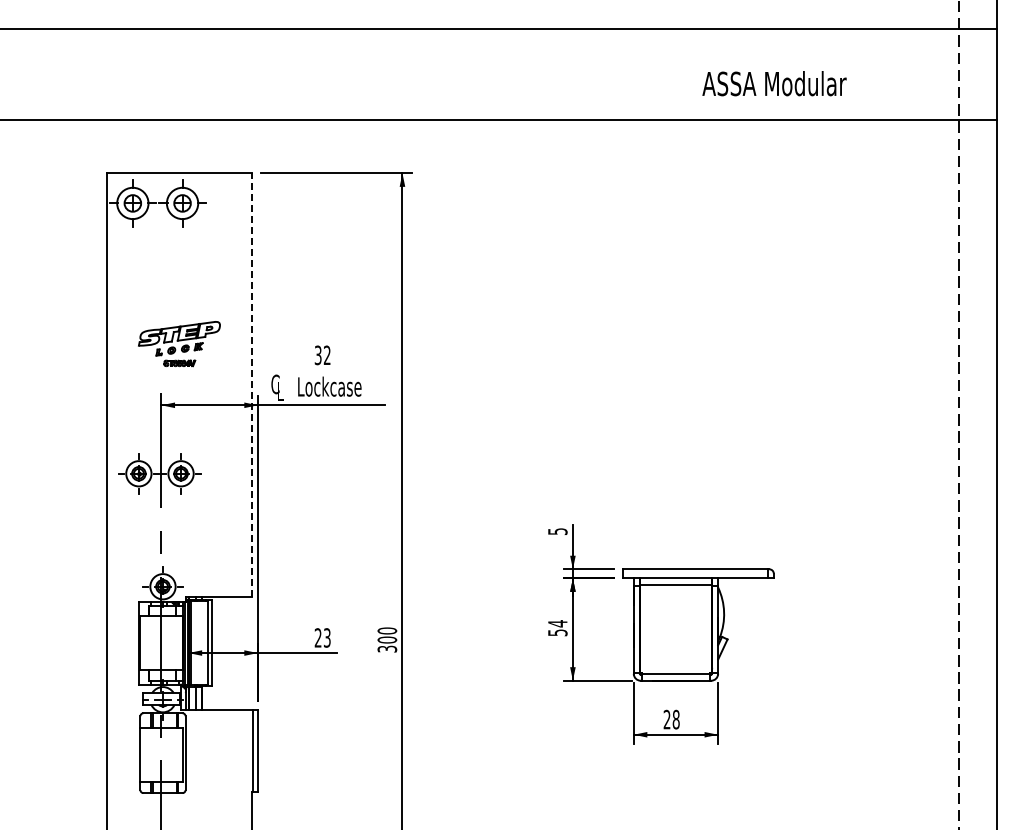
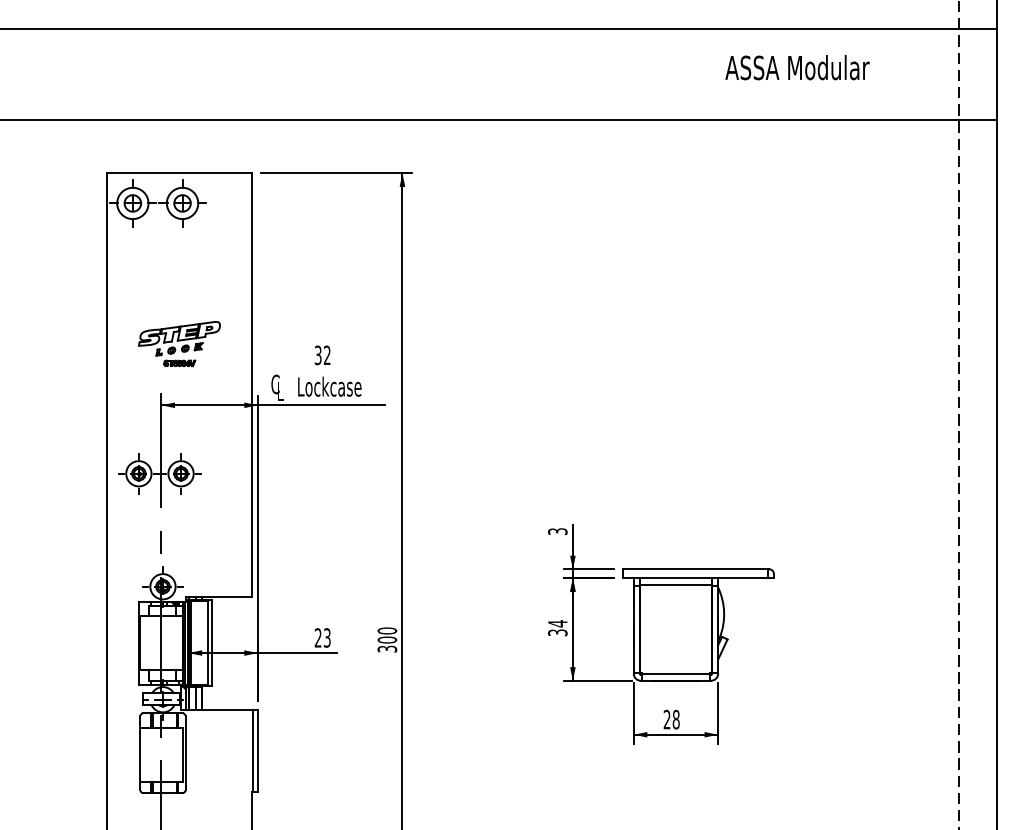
text position: (774, 83) -> (797, 67) (797, 67)
line: dashed -> solid (251, 385)
text: 5 -> 3 (557, 531)
text: 54 -> 34 (557, 632)
